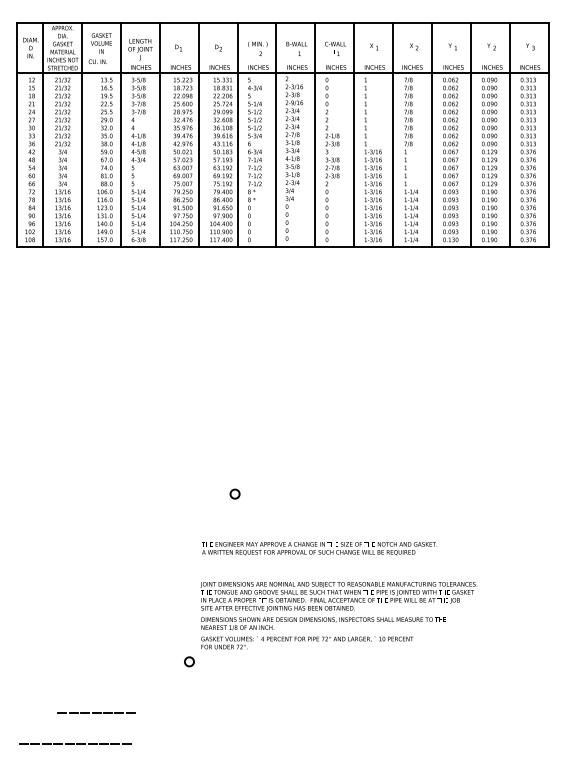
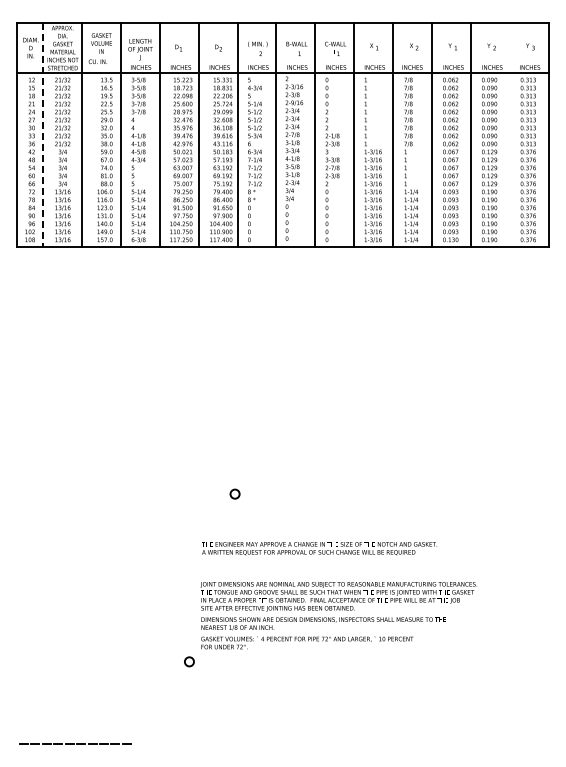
line: solid -> dashed (43, 134)
line: present -> none (509, 134)
line: present -> none (96, 712)
